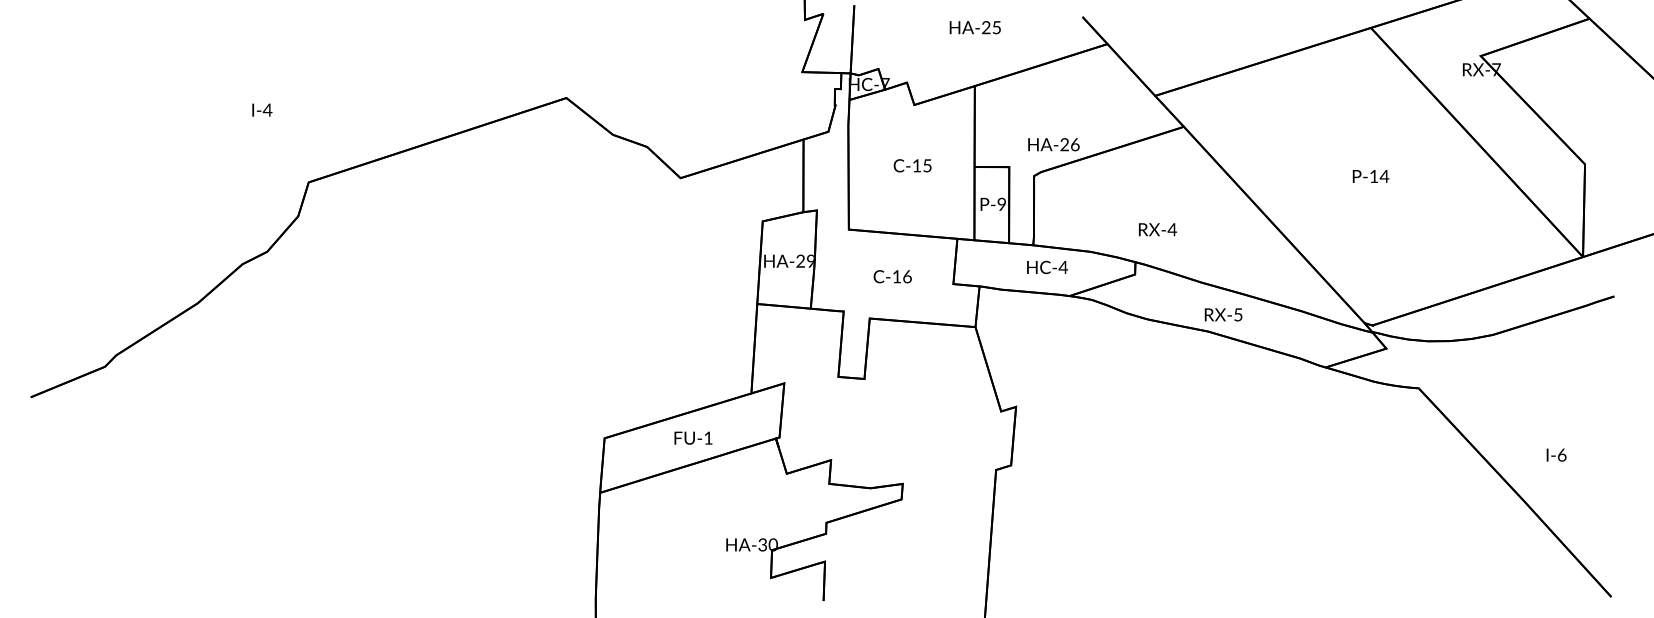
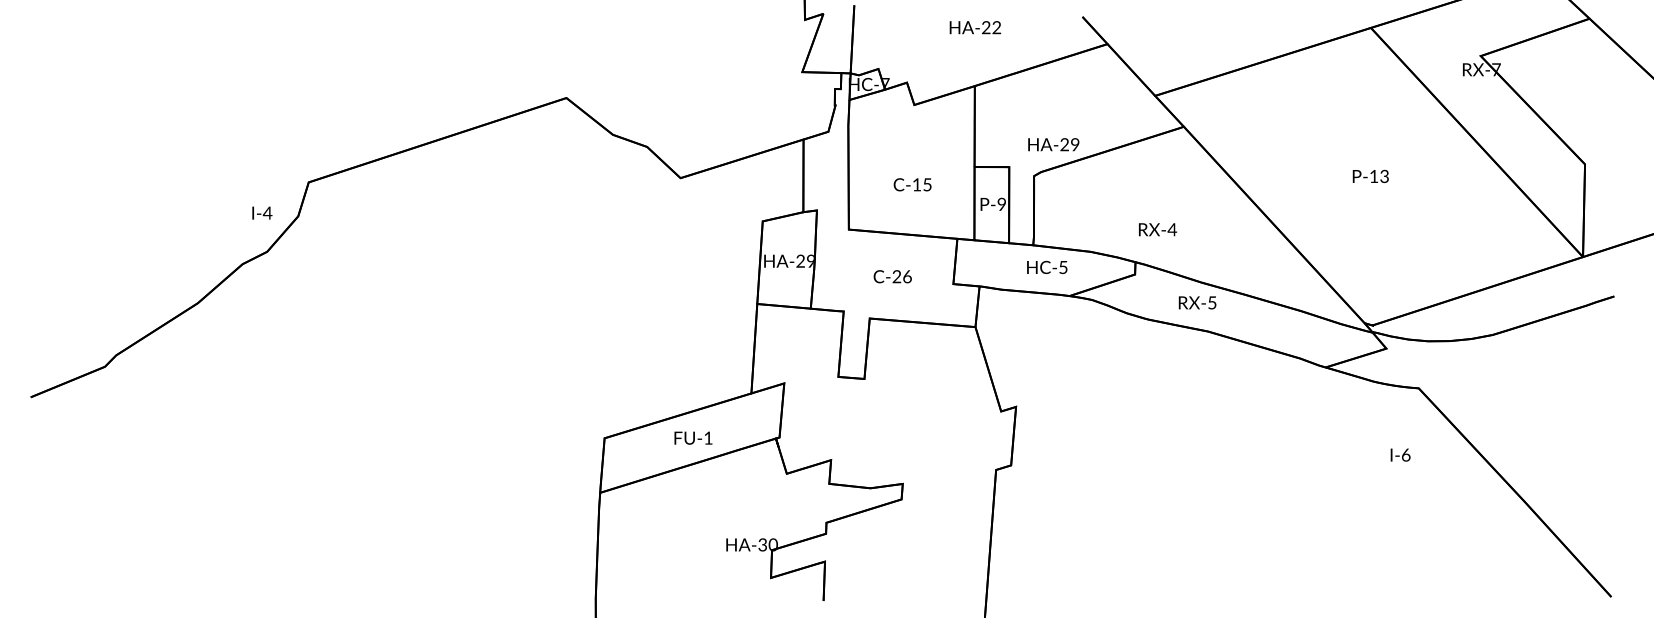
text: HA-25 -> HA-22 (996, 27)
text position: (262, 109) -> (262, 212) (262, 212)
text: HA-26 -> HA-29 (1075, 144)
text position: (912, 165) -> (912, 184) (912, 184)
text: P-14 -> P-13 (1384, 176)
text: HC-4 -> HC-5 (1063, 267)
text: C-16 -> C-26 (896, 276)
text position: (1223, 314) -> (1197, 302) (1197, 302)
text position: (1556, 454) -> (1400, 454) (1400, 454)
